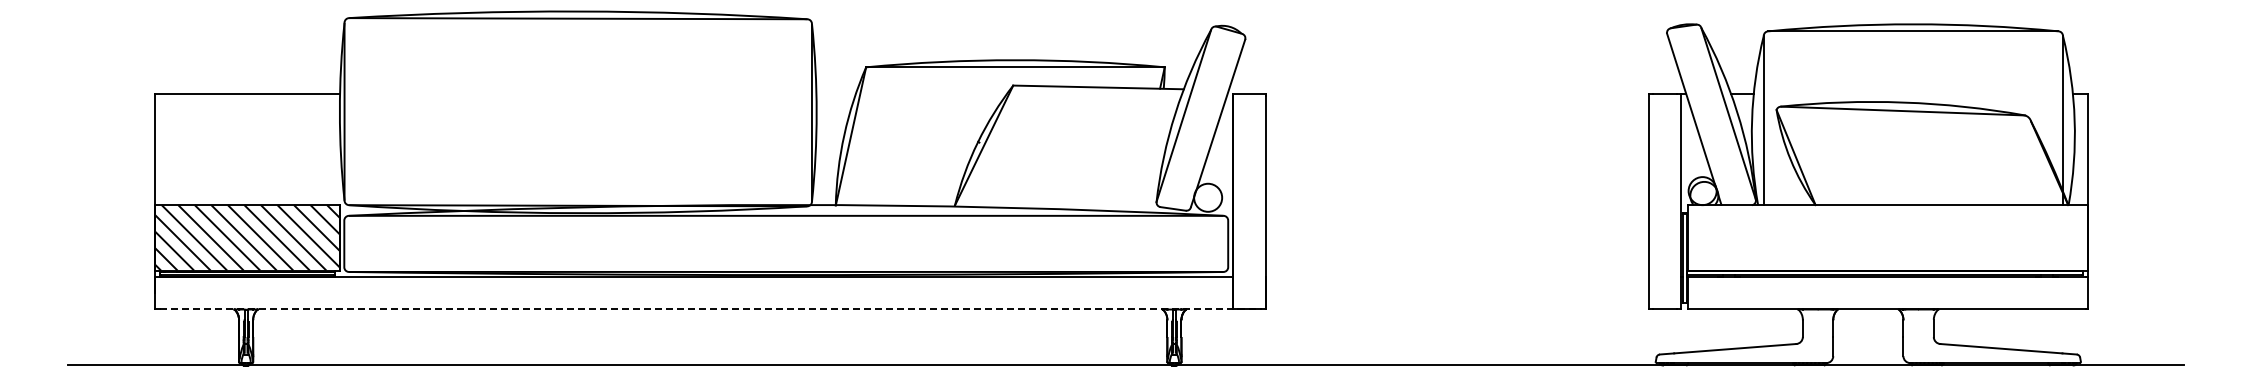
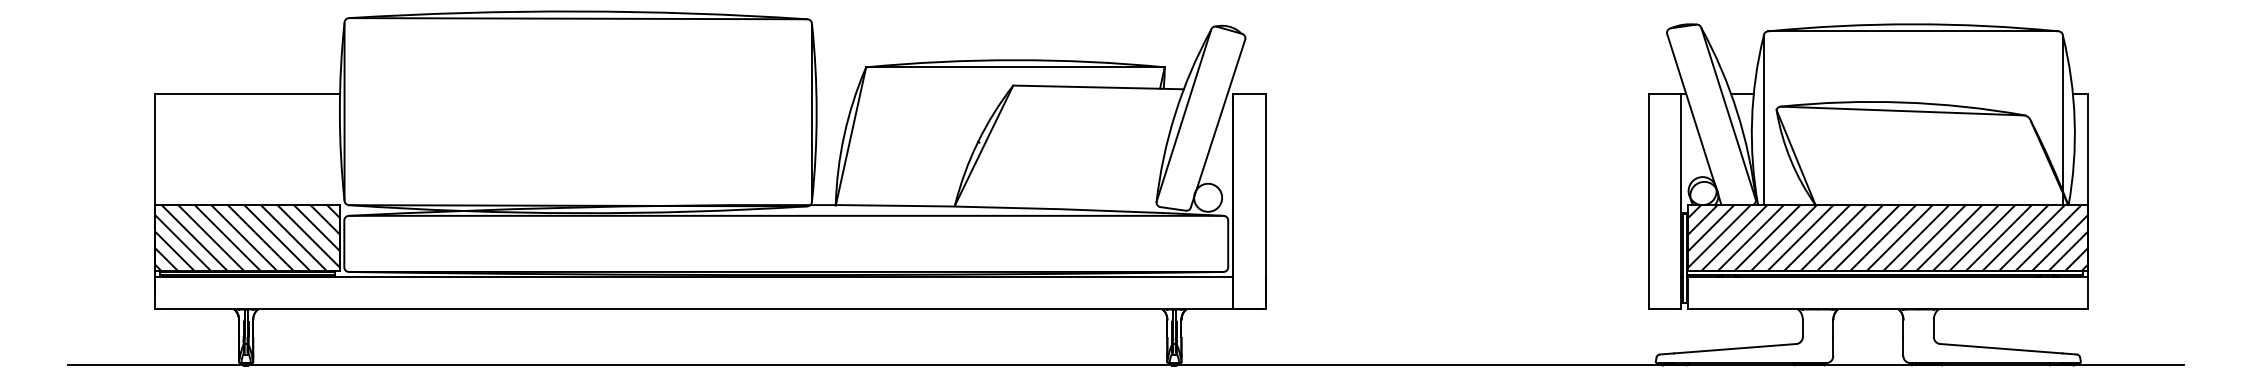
hatch: none -> present (1888, 237)
line: dashed -> solid (710, 309)
